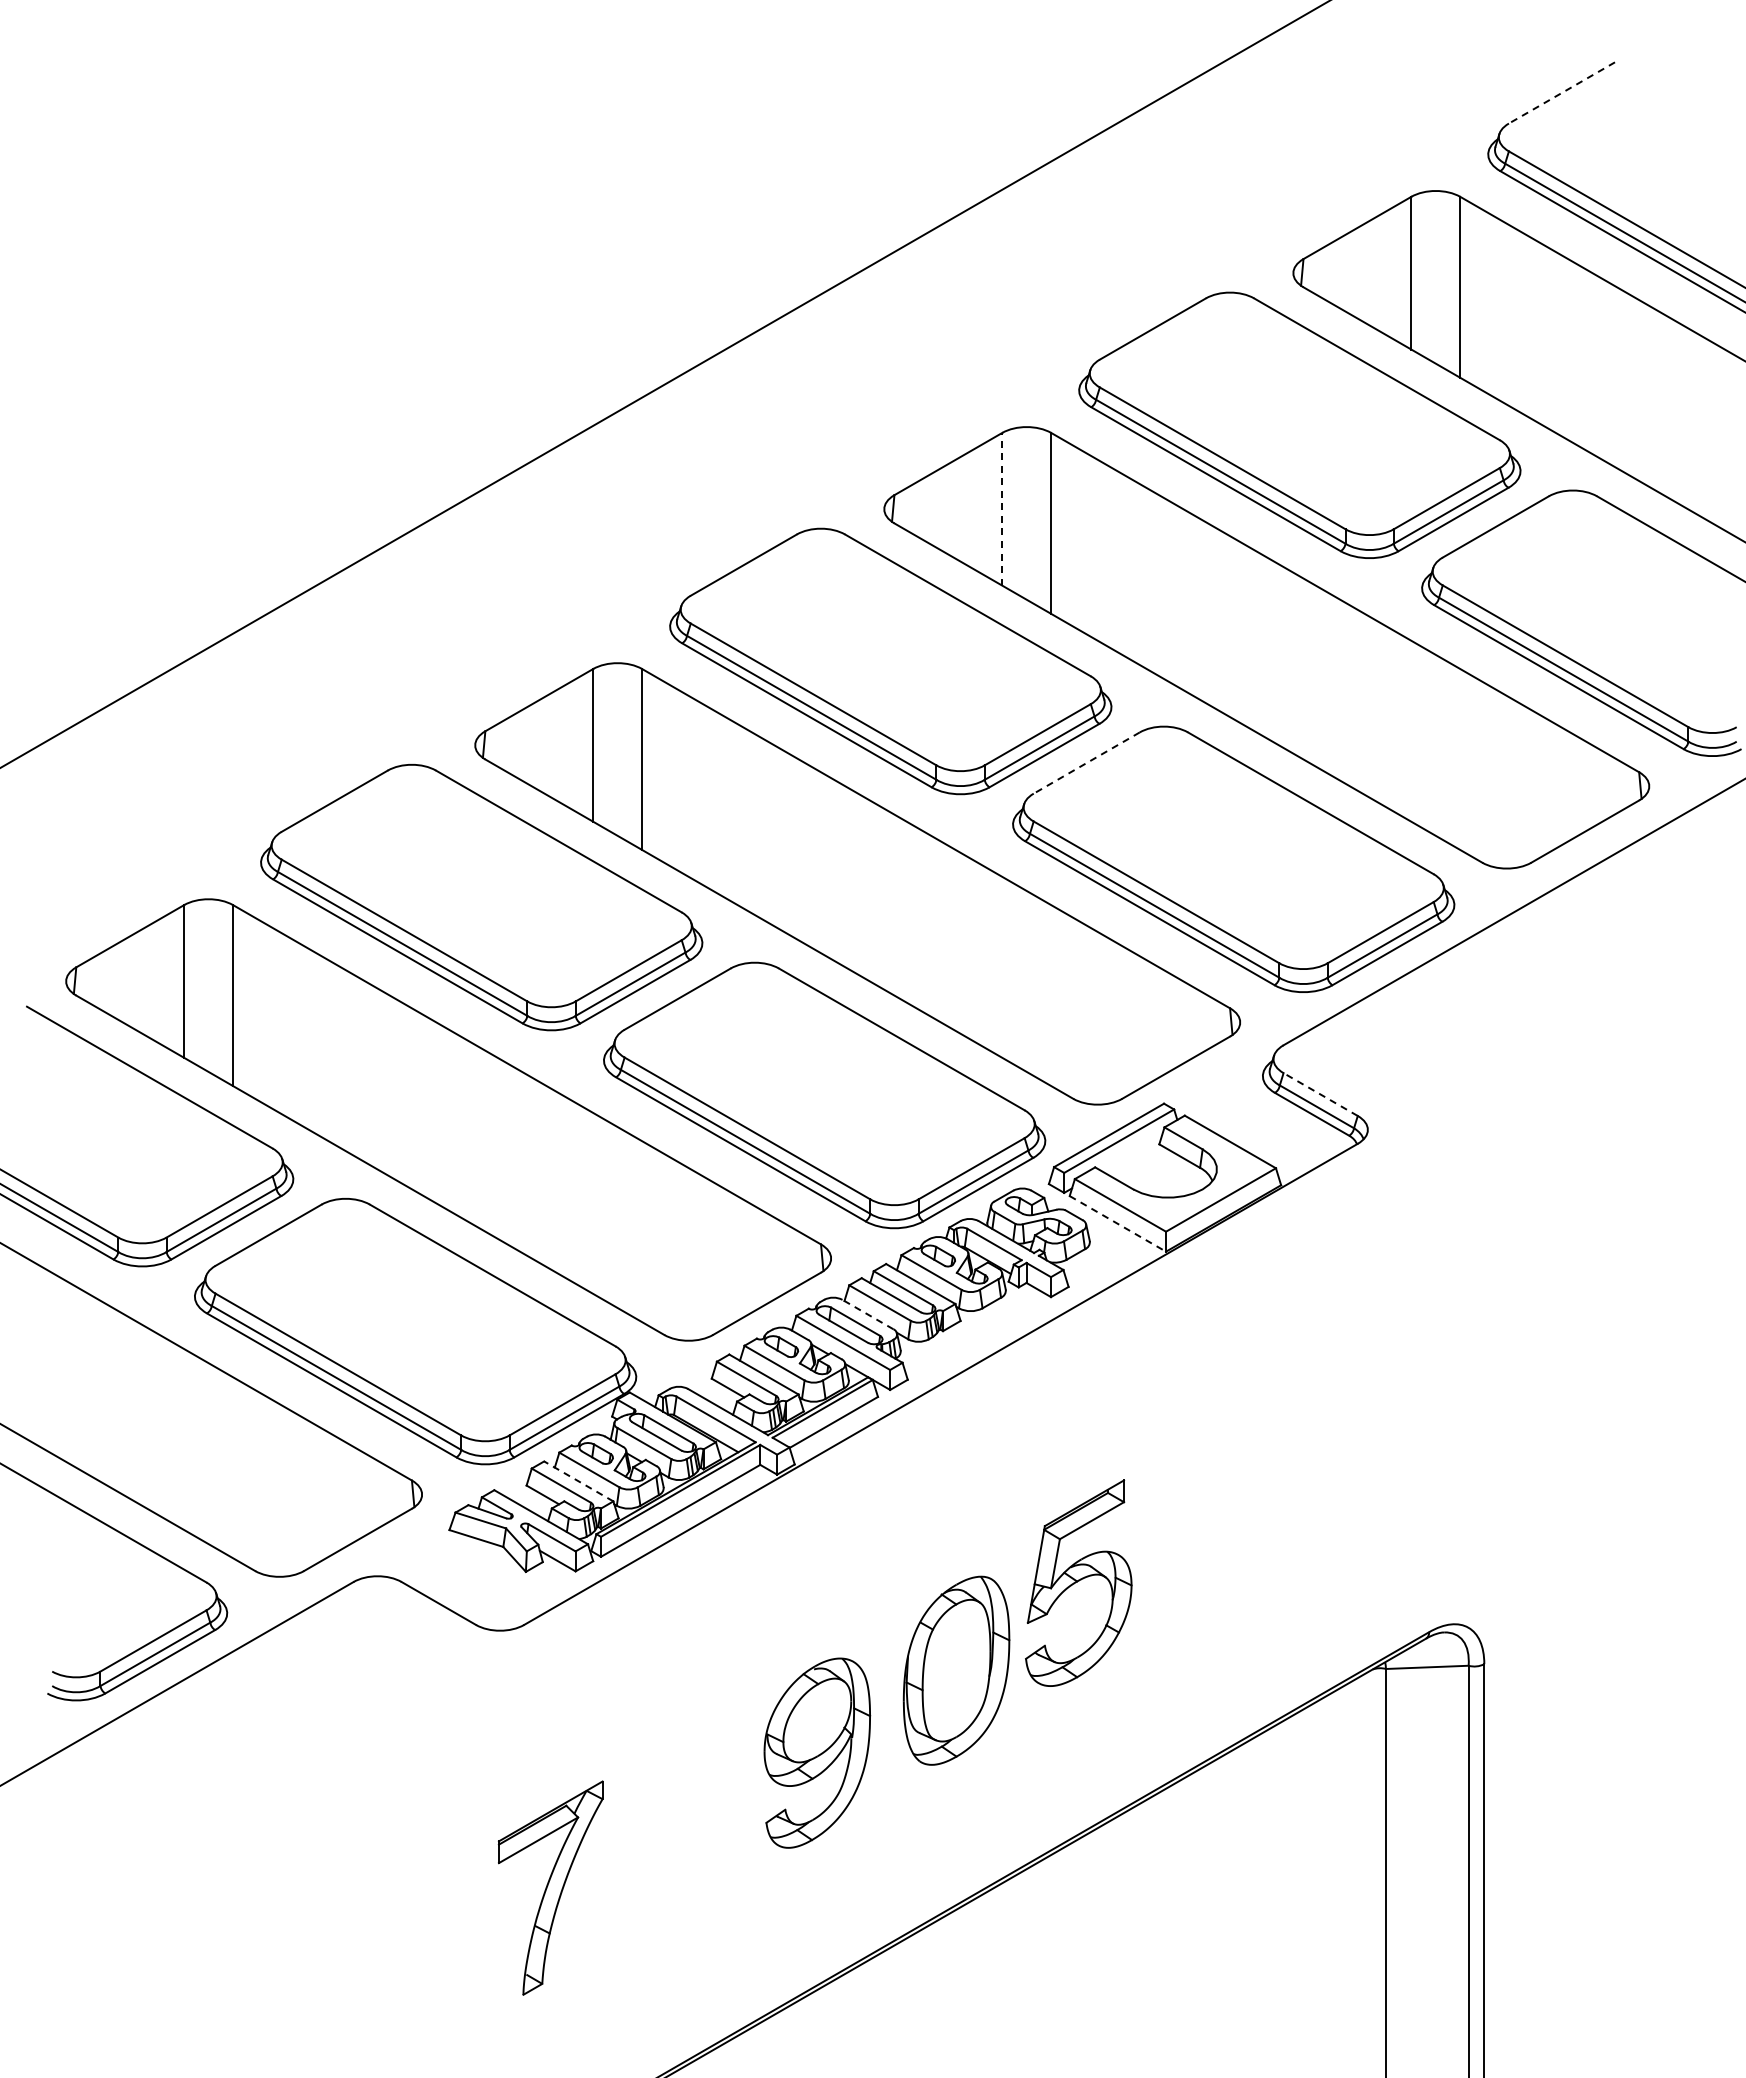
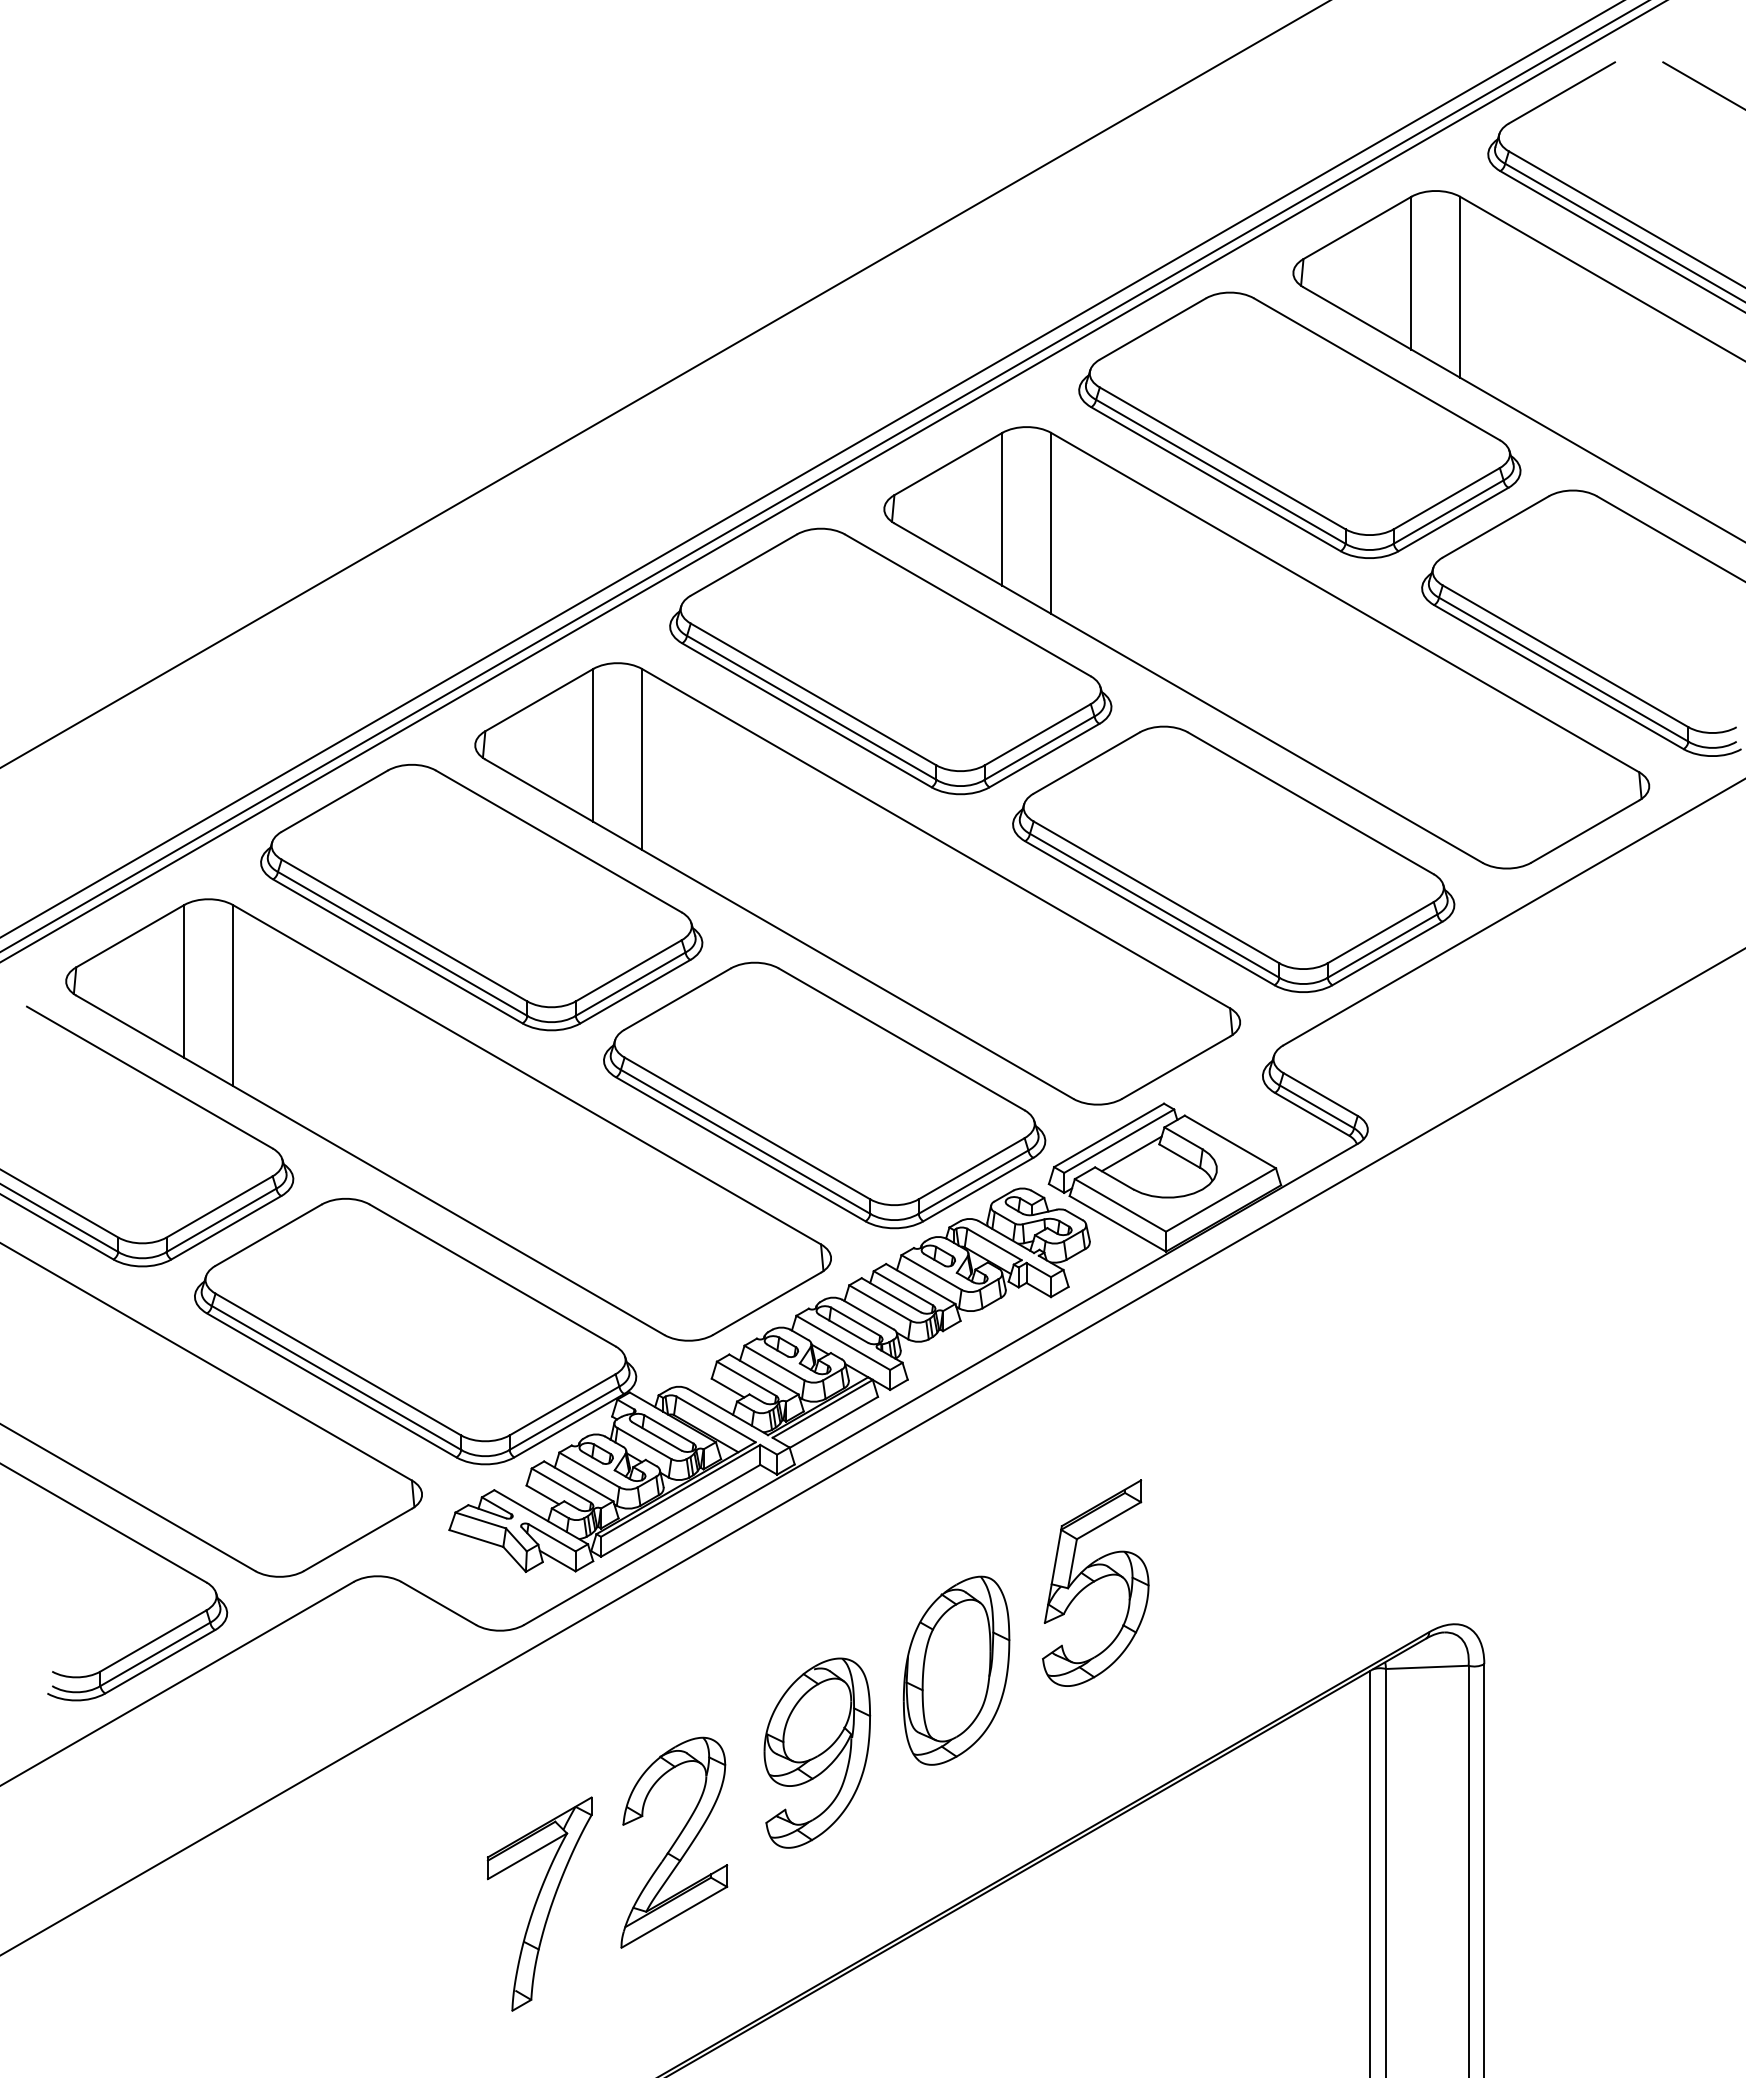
line: none -> present (1702, 84)
line: dashed -> solid (1561, 93)
line: none -> present (811, 469)
line: none -> present (824, 476)
line: none -> present (832, 481)
line: dashed -> solid (1002, 508)
line: dashed -> solid (1086, 763)
line: dashed -> solid (1320, 1094)
line: none -> present (1131, 1153)
line: dashed -> solid (1117, 1223)
line: dashed -> solid (867, 1314)
line: none -> present (872, 1452)
line: dashed -> solid (578, 1481)
part position: (1078, 1582) -> (1095, 1582) (1095, 1582)
part: none -> present (674, 1842)
line: none -> present (1370, 1872)
part position: (550, 1887) -> (539, 1903) (539, 1903)
